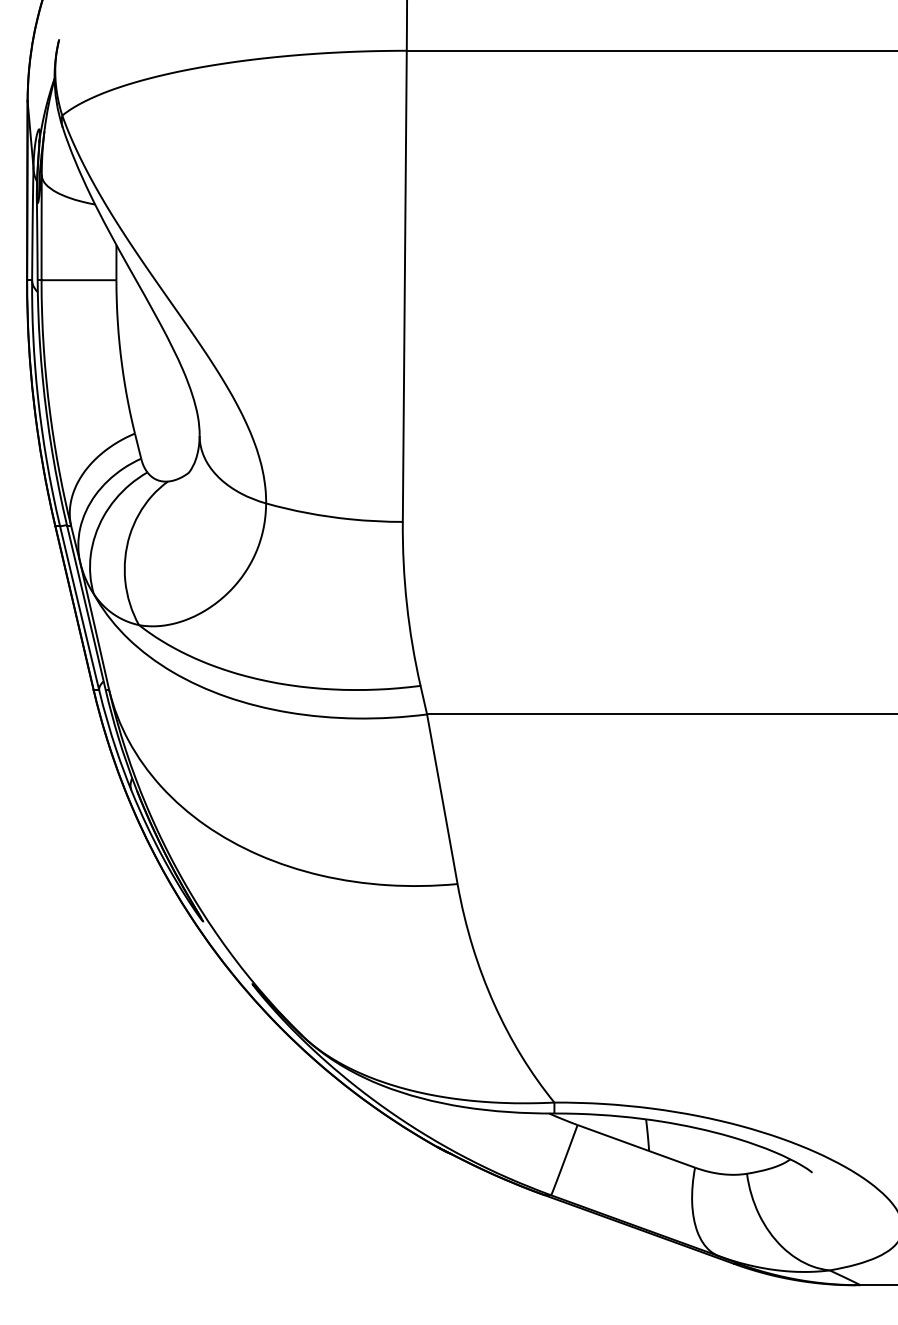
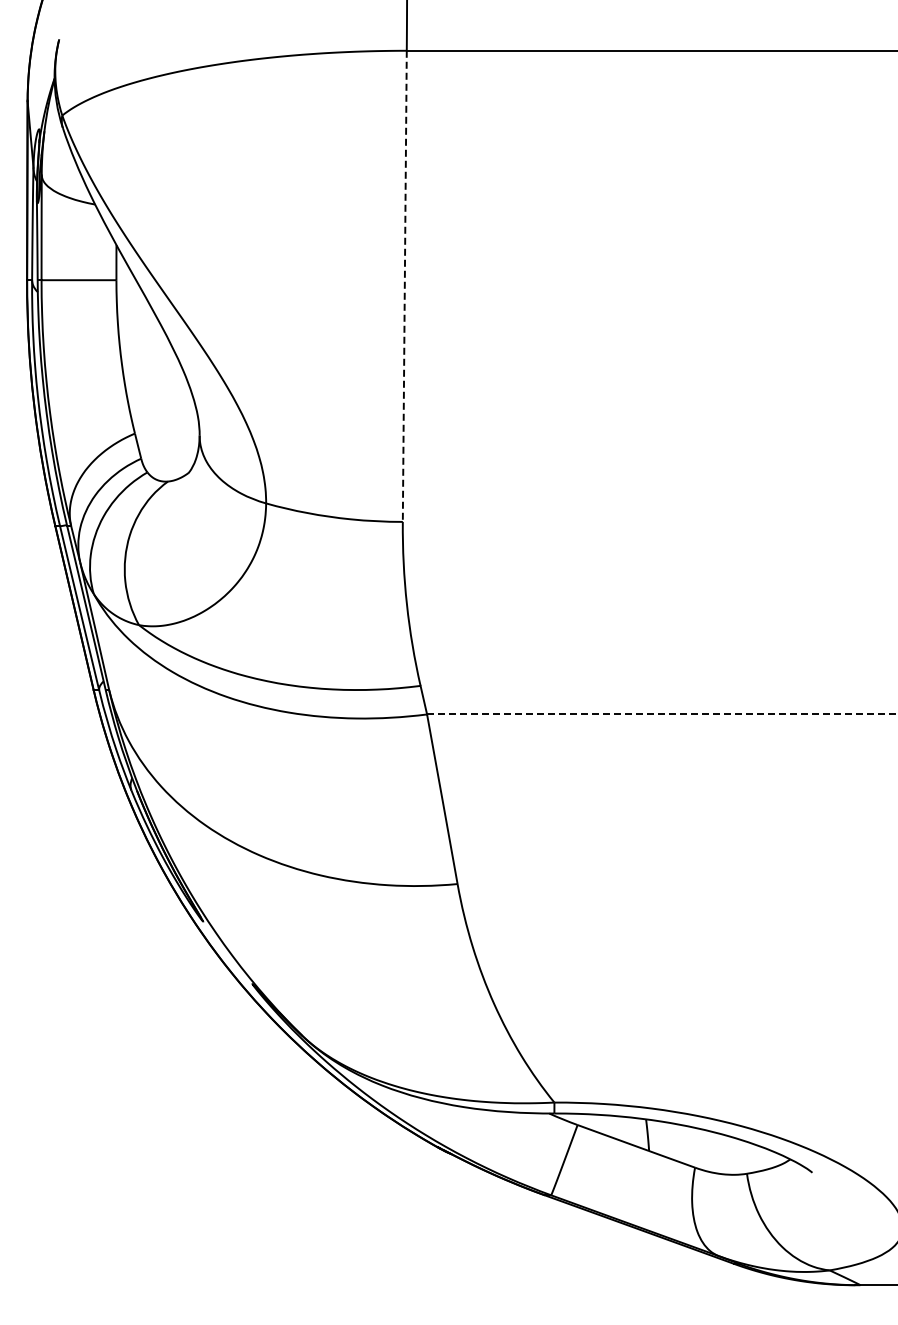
line: solid -> dashed (404, 286)
line: solid -> dashed (663, 714)
